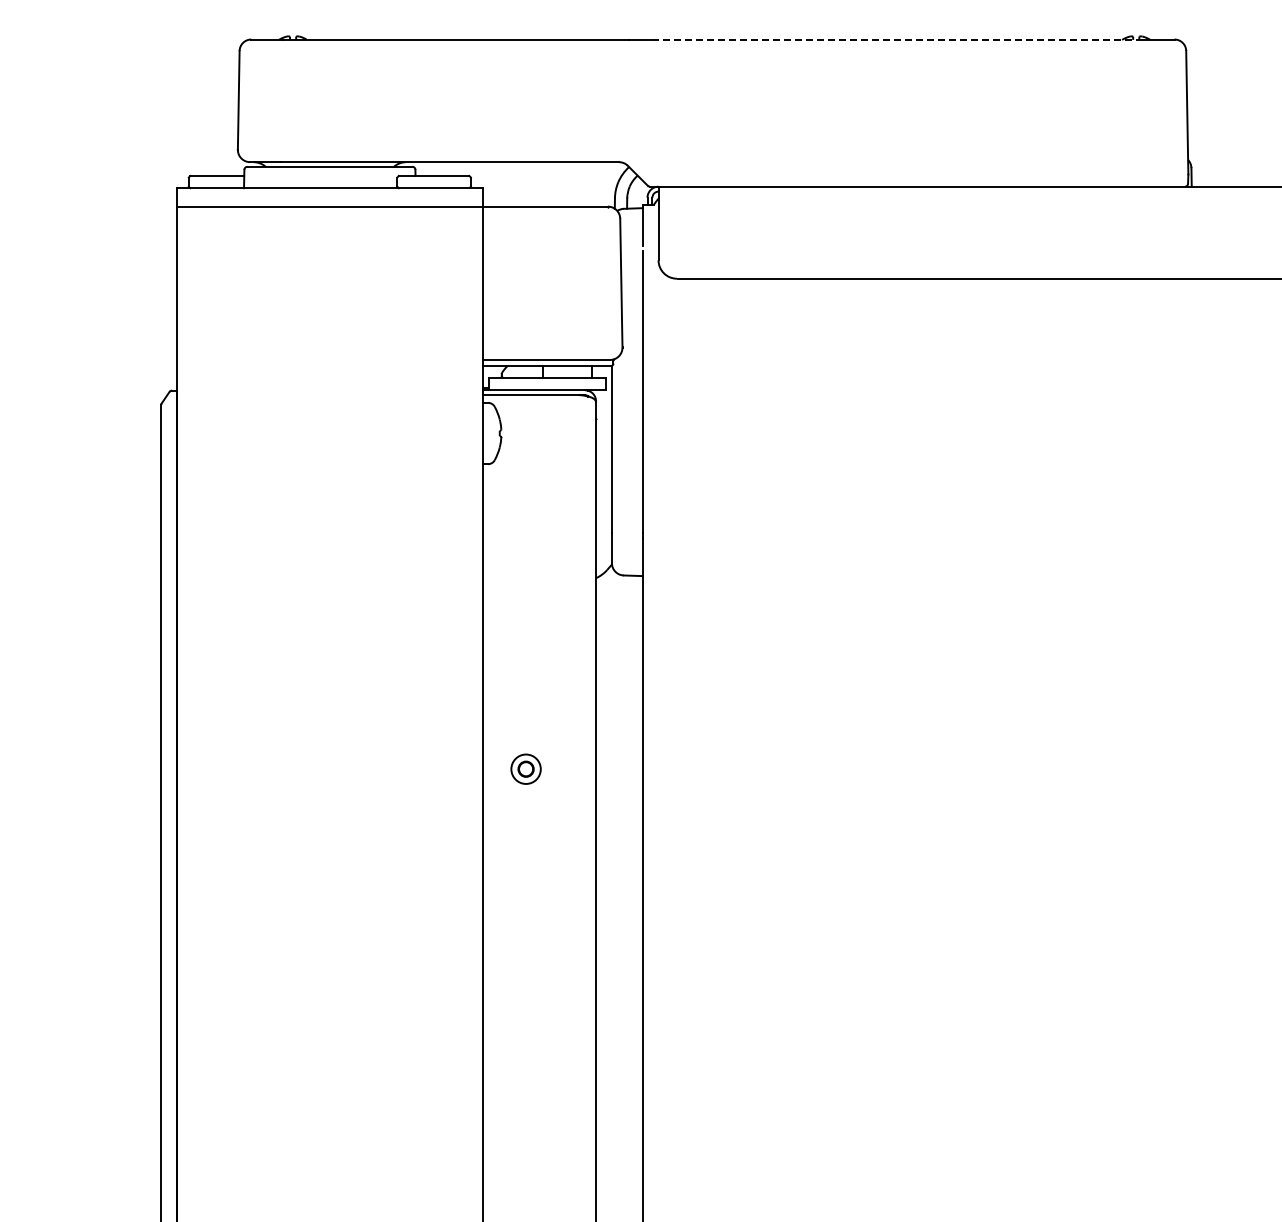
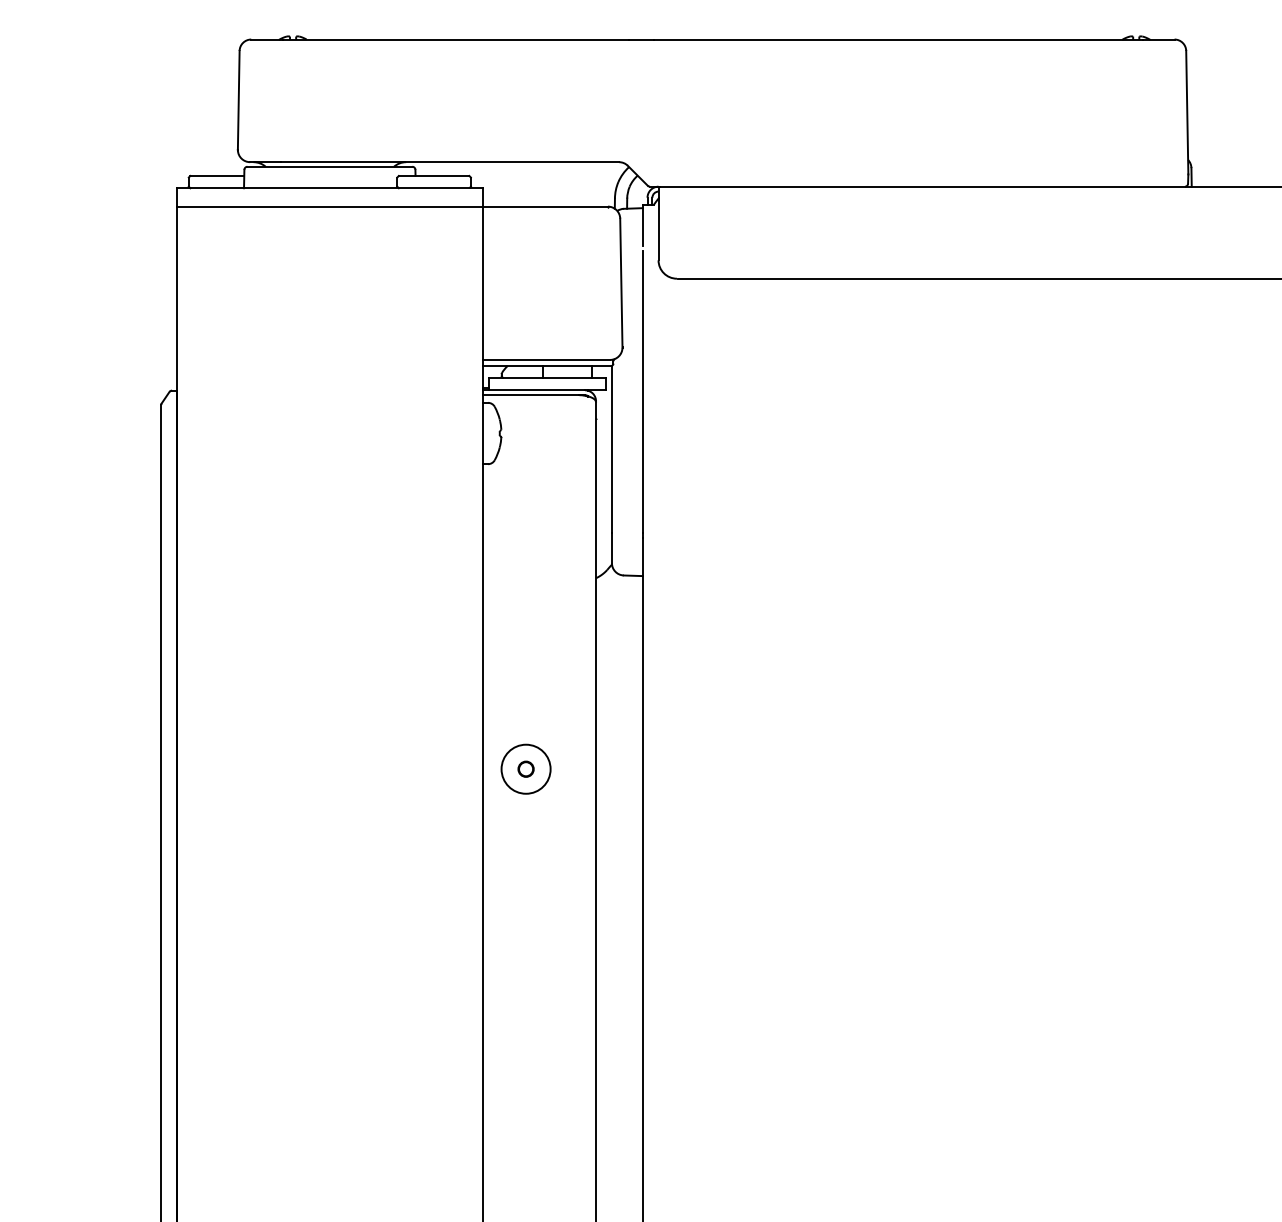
line: dashed -> solid (898, 39)
circle diameter: 29 px -> 49 px (525, 768)
